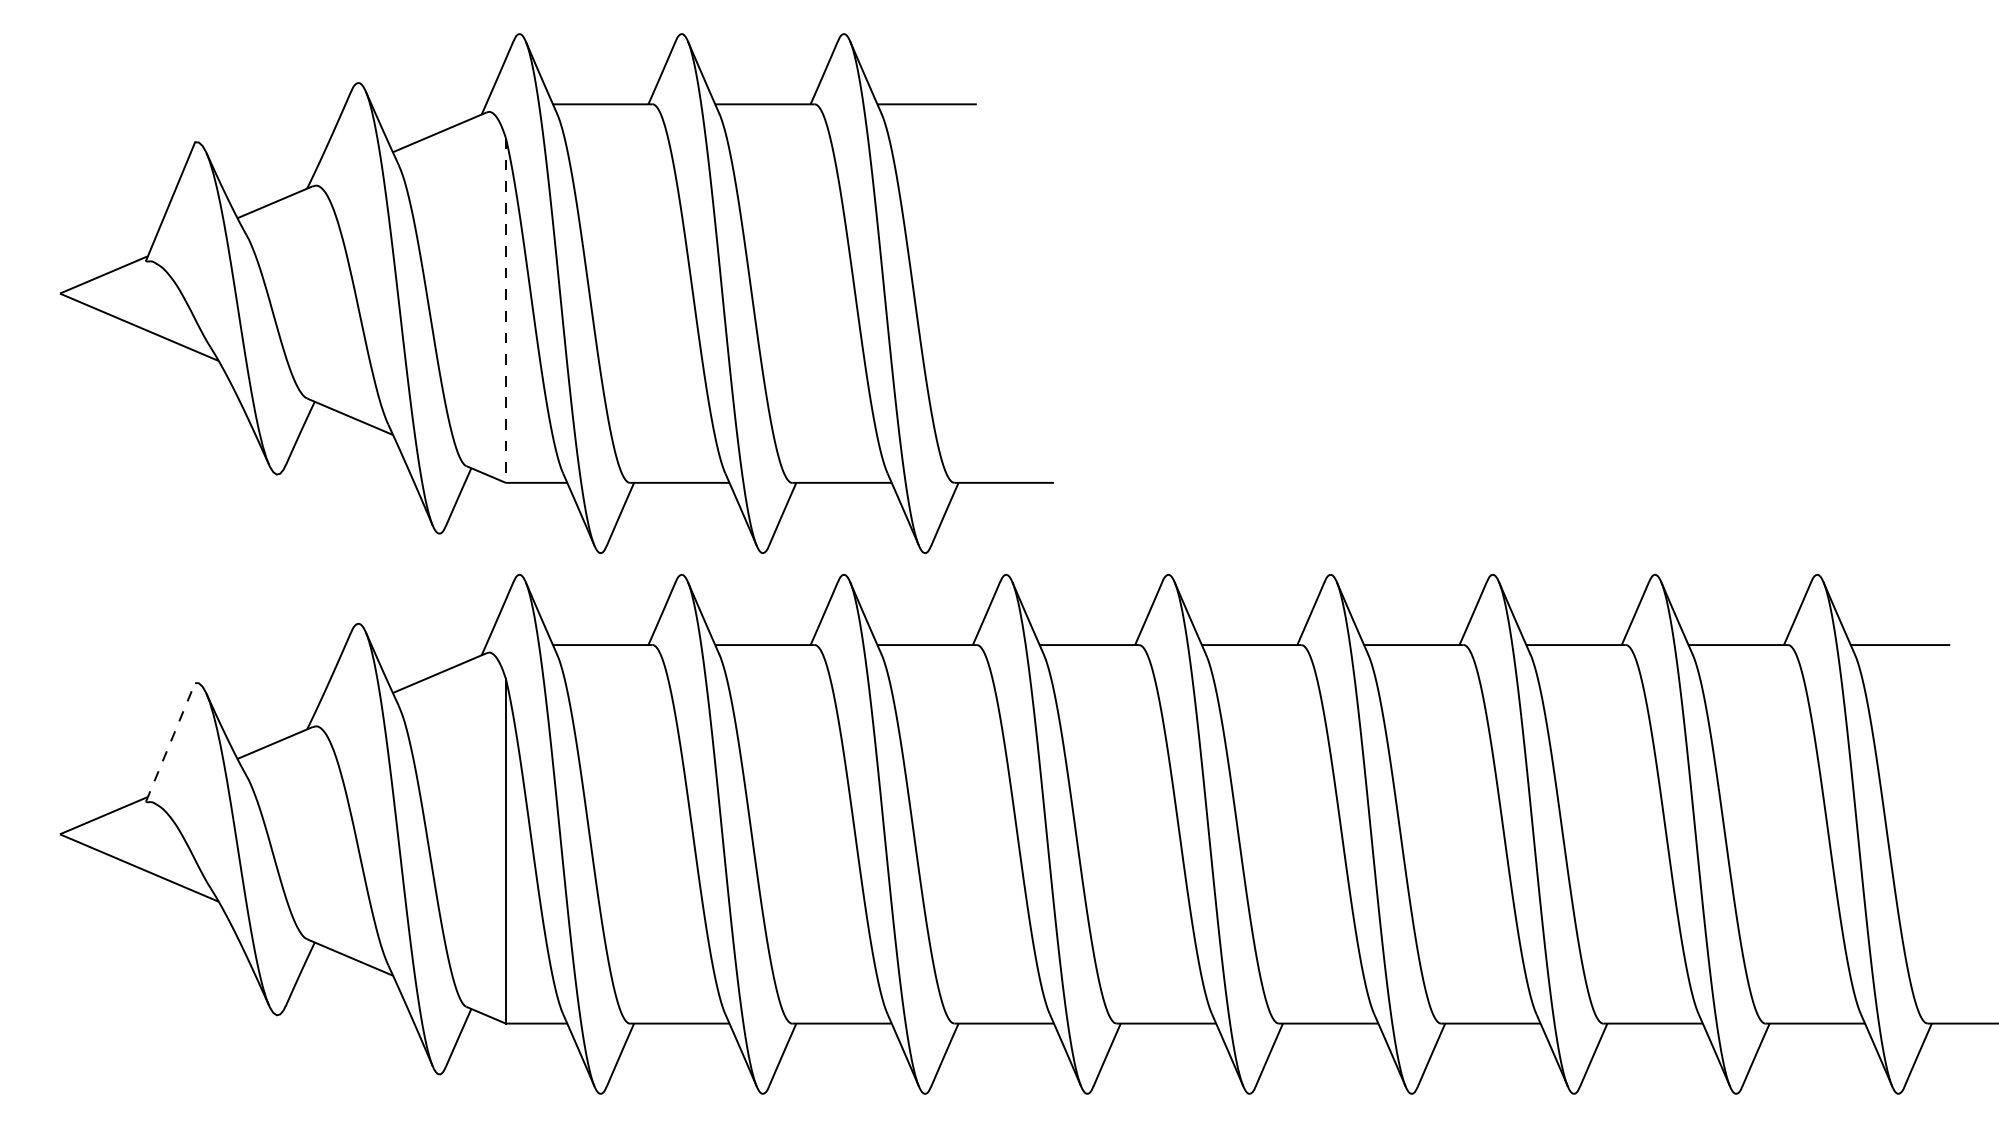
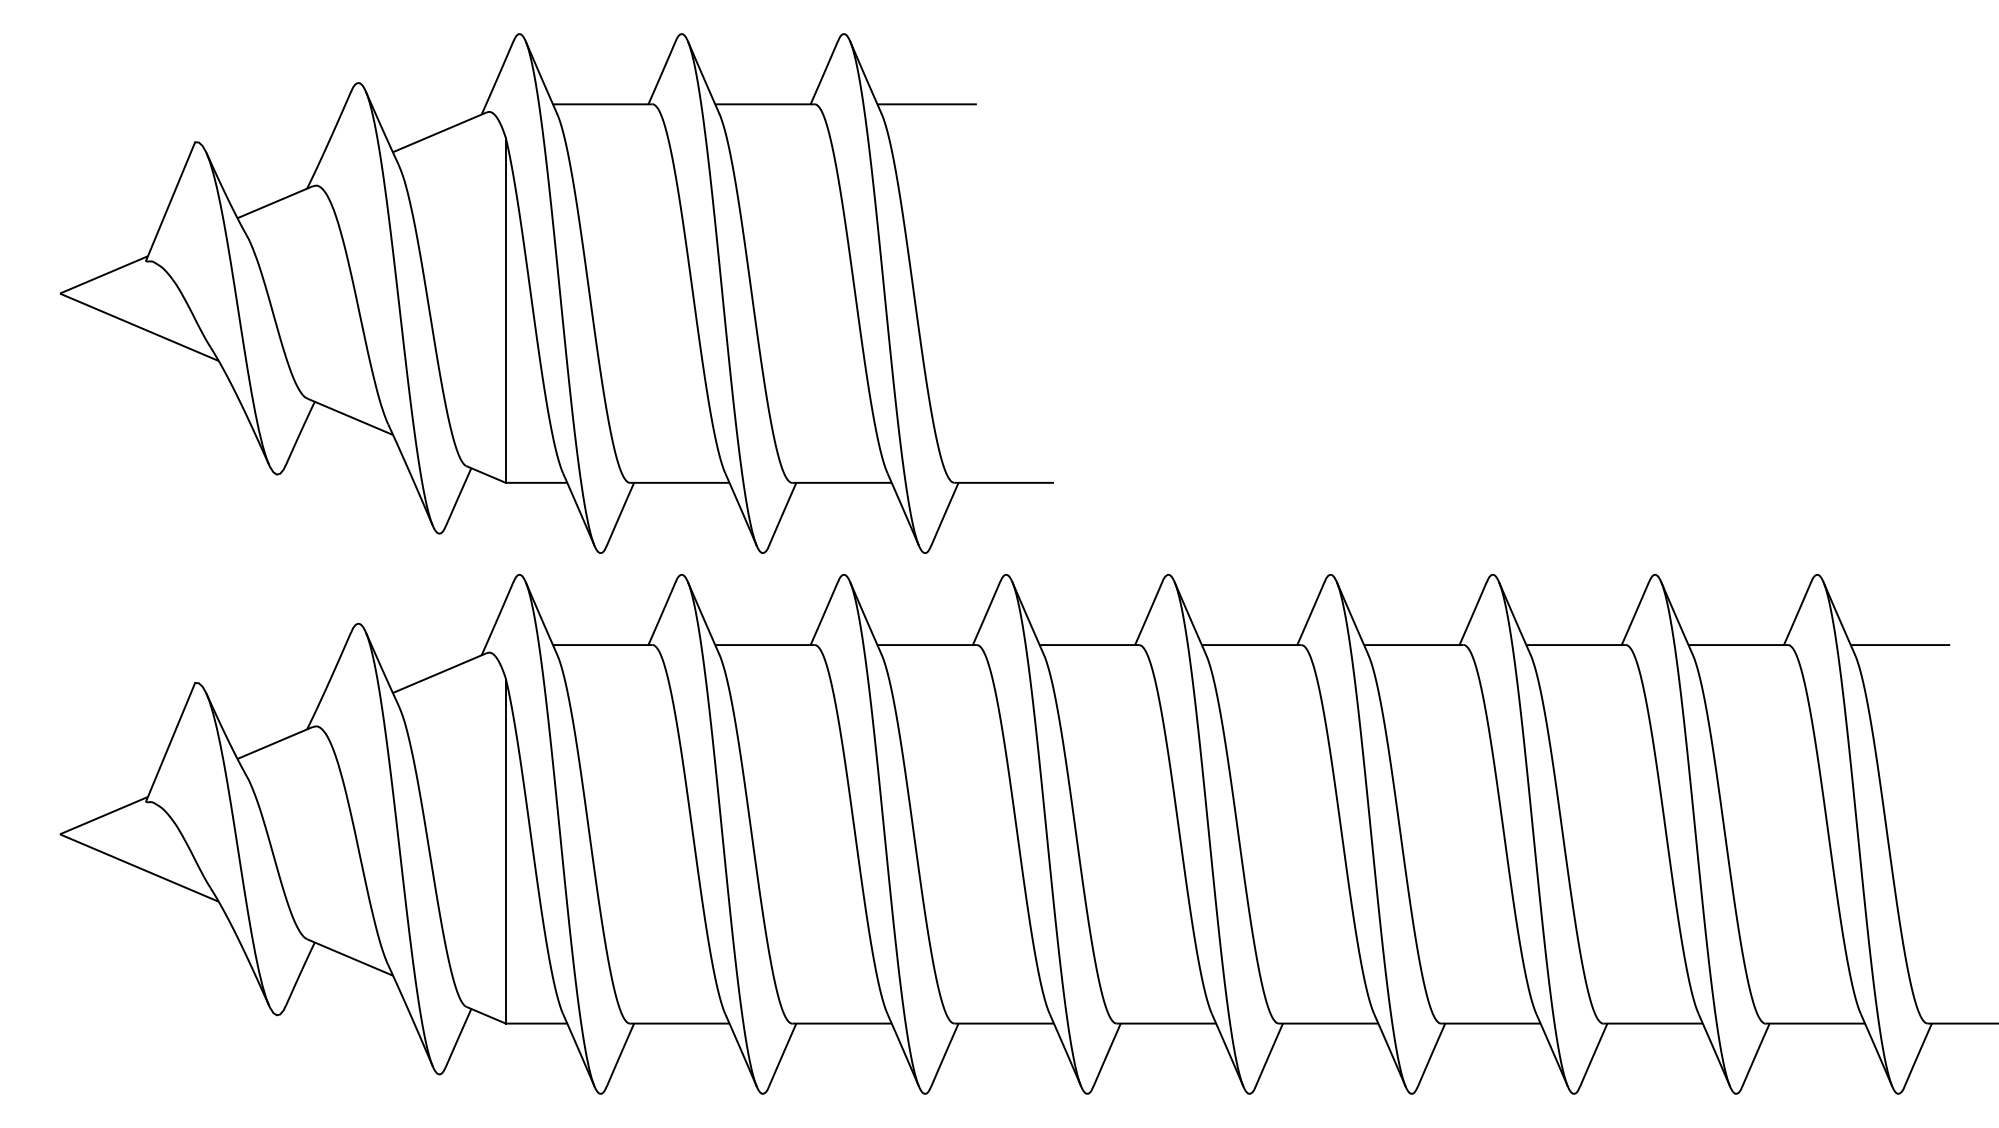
line: dashed -> solid (505, 310)
line: dashed -> solid (170, 742)
